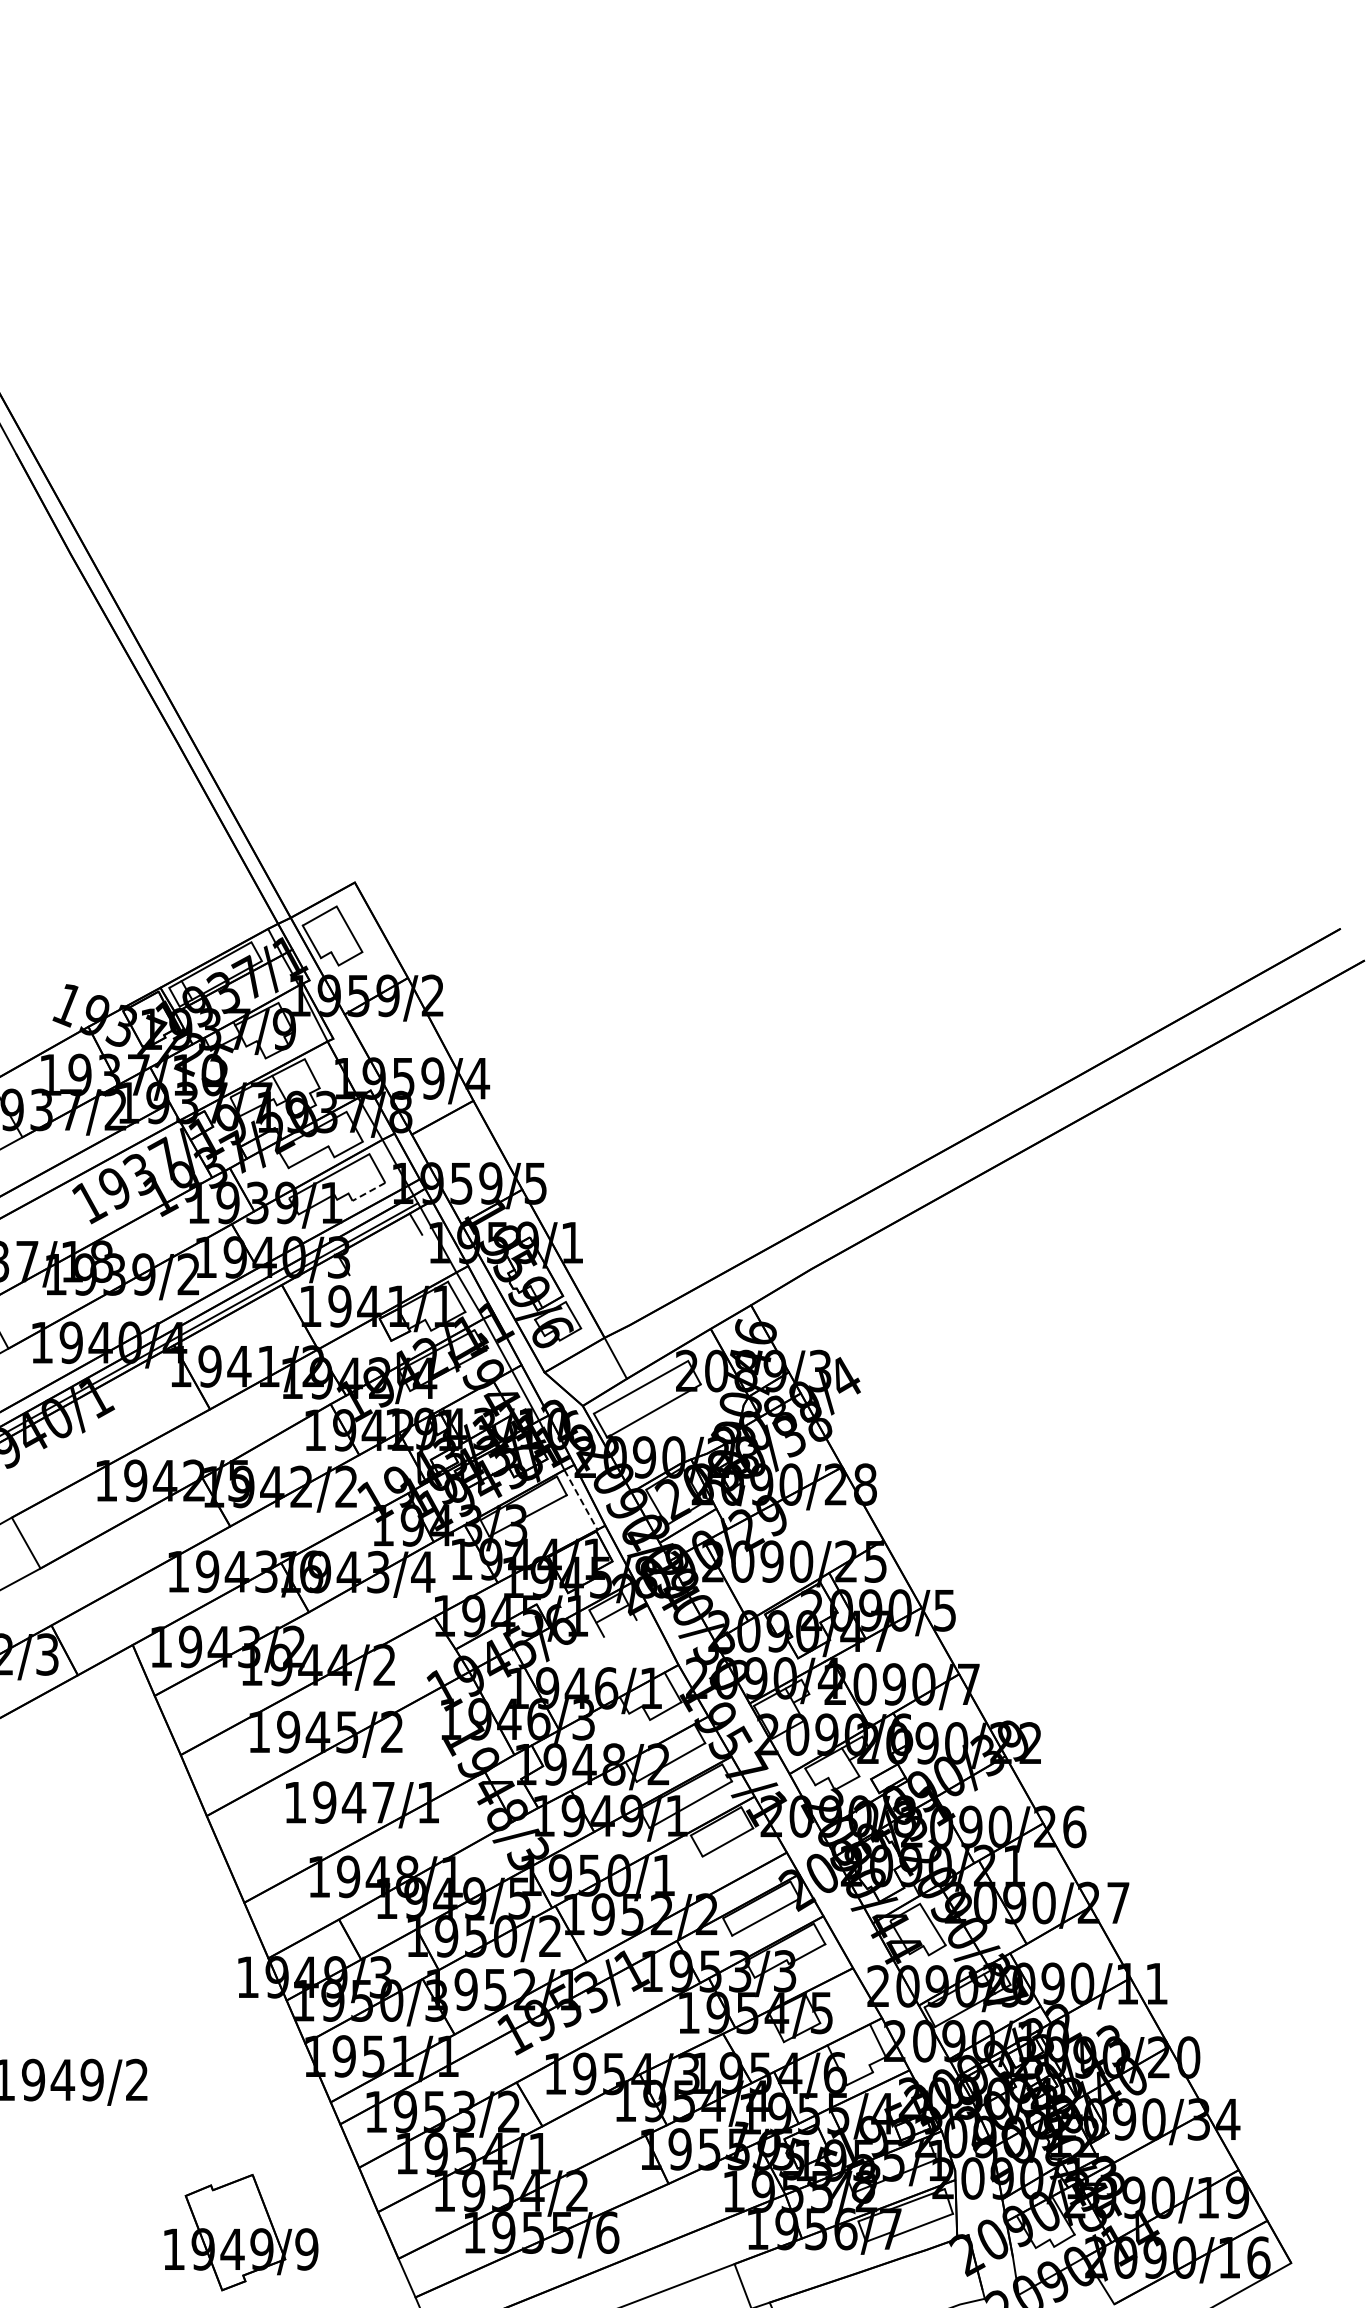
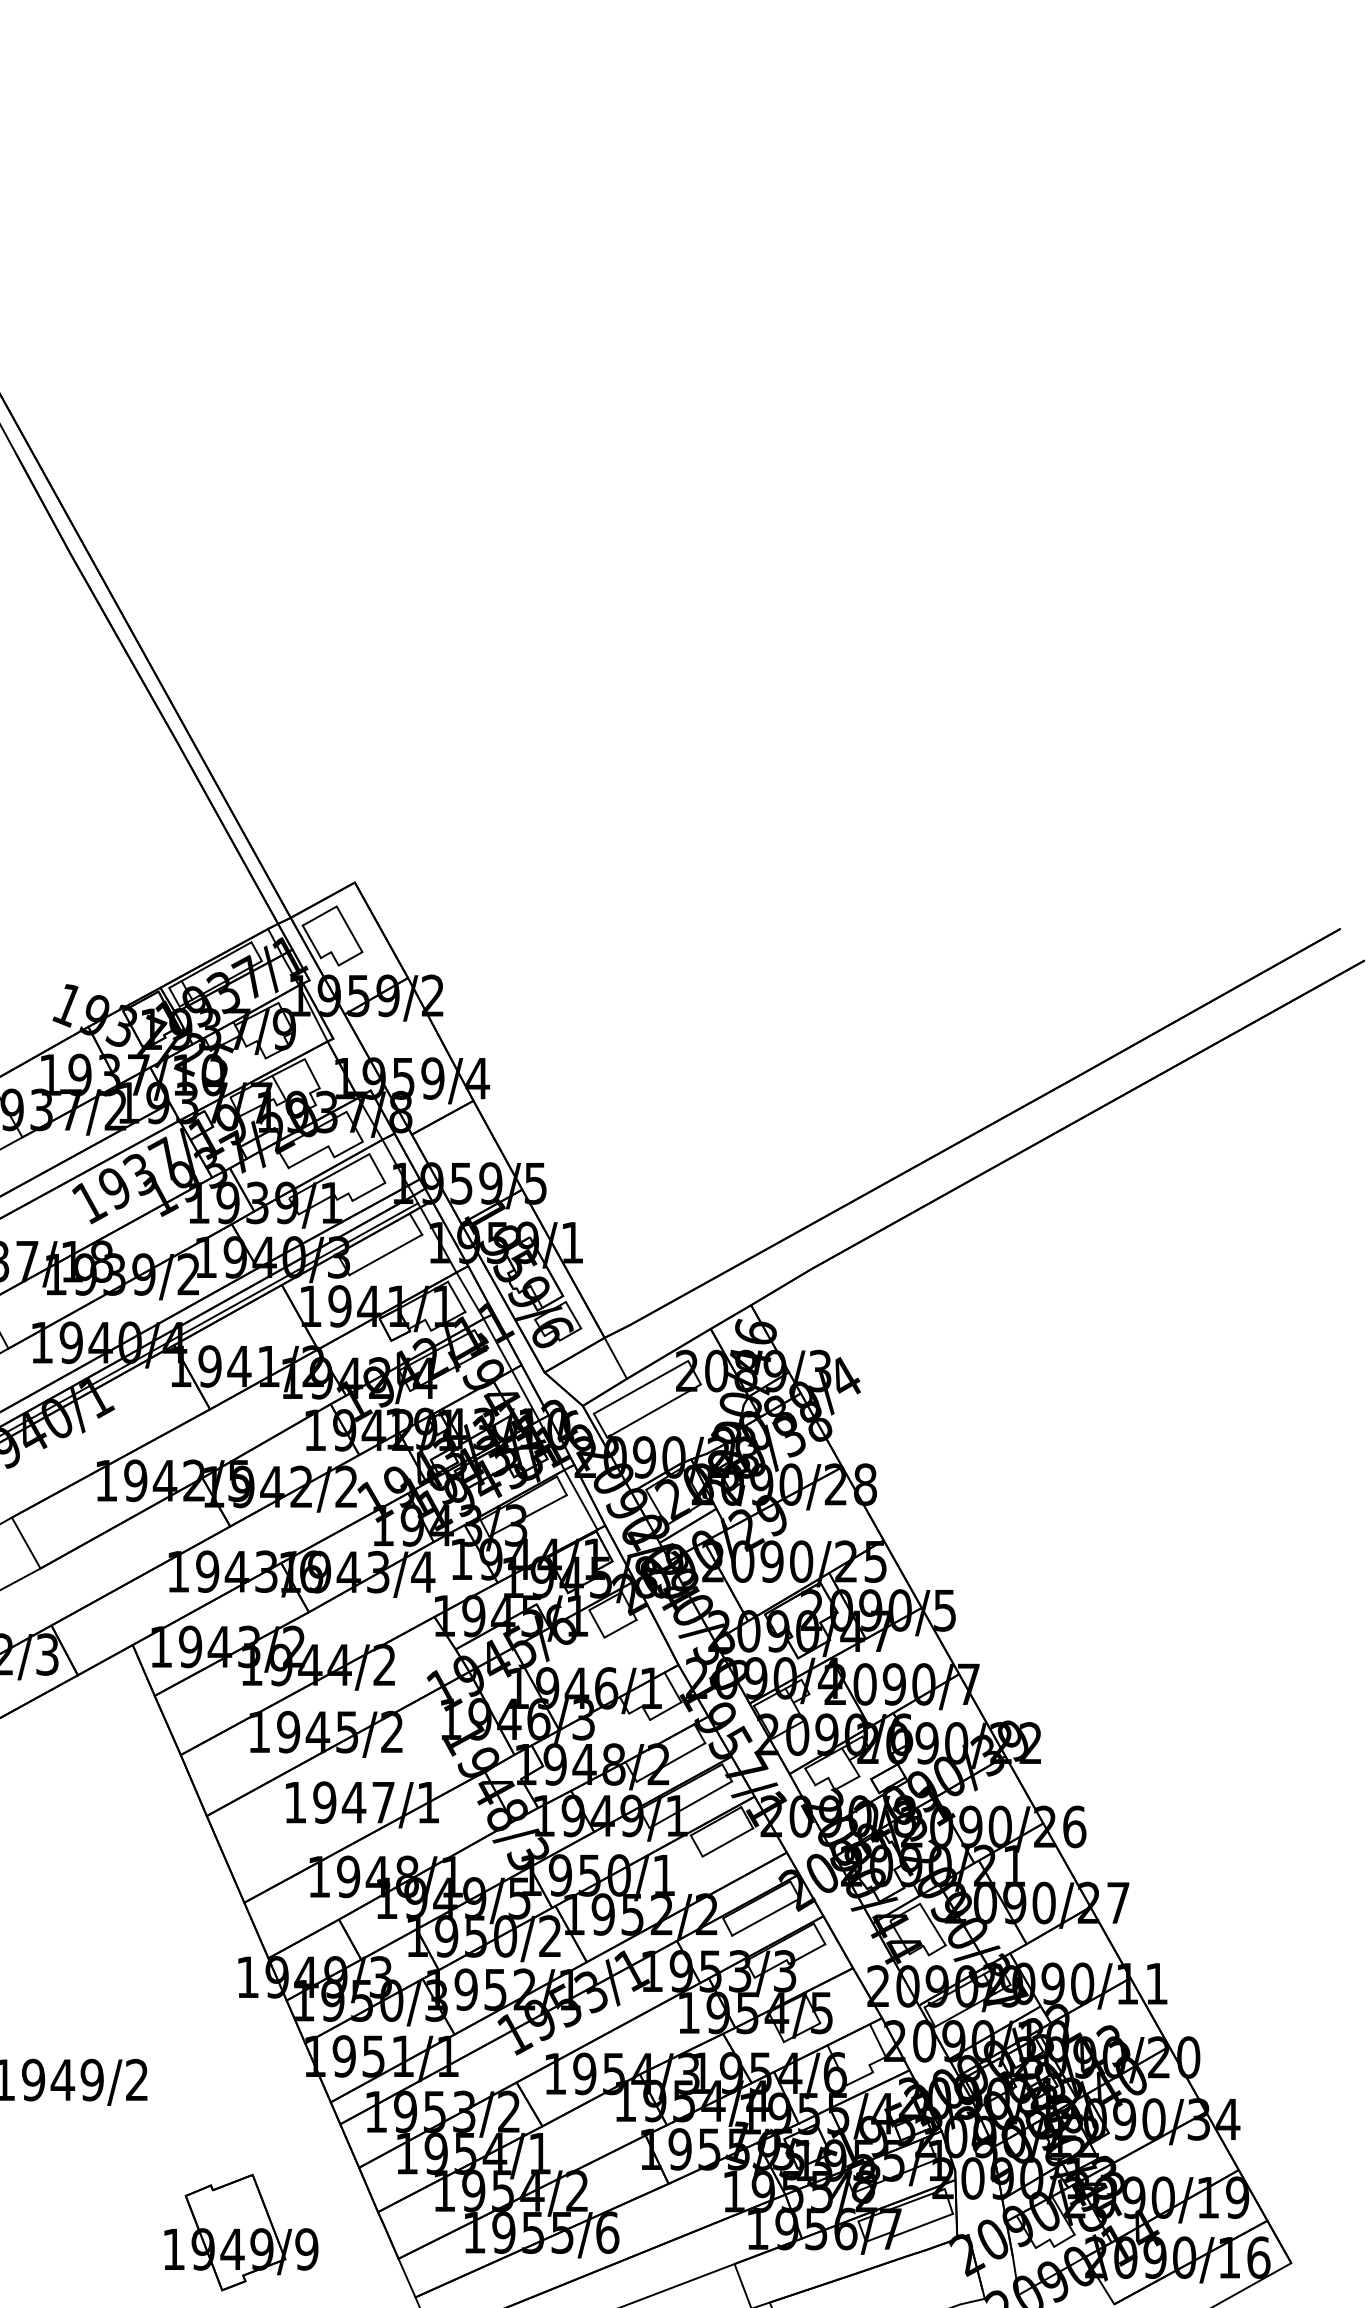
line: dashed -> solid (368, 1191)
line: none -> present (385, 1254)
line: dashed -> solid (581, 1500)
line position: (612, 1613) -> (620, 1628) (620, 1628)
